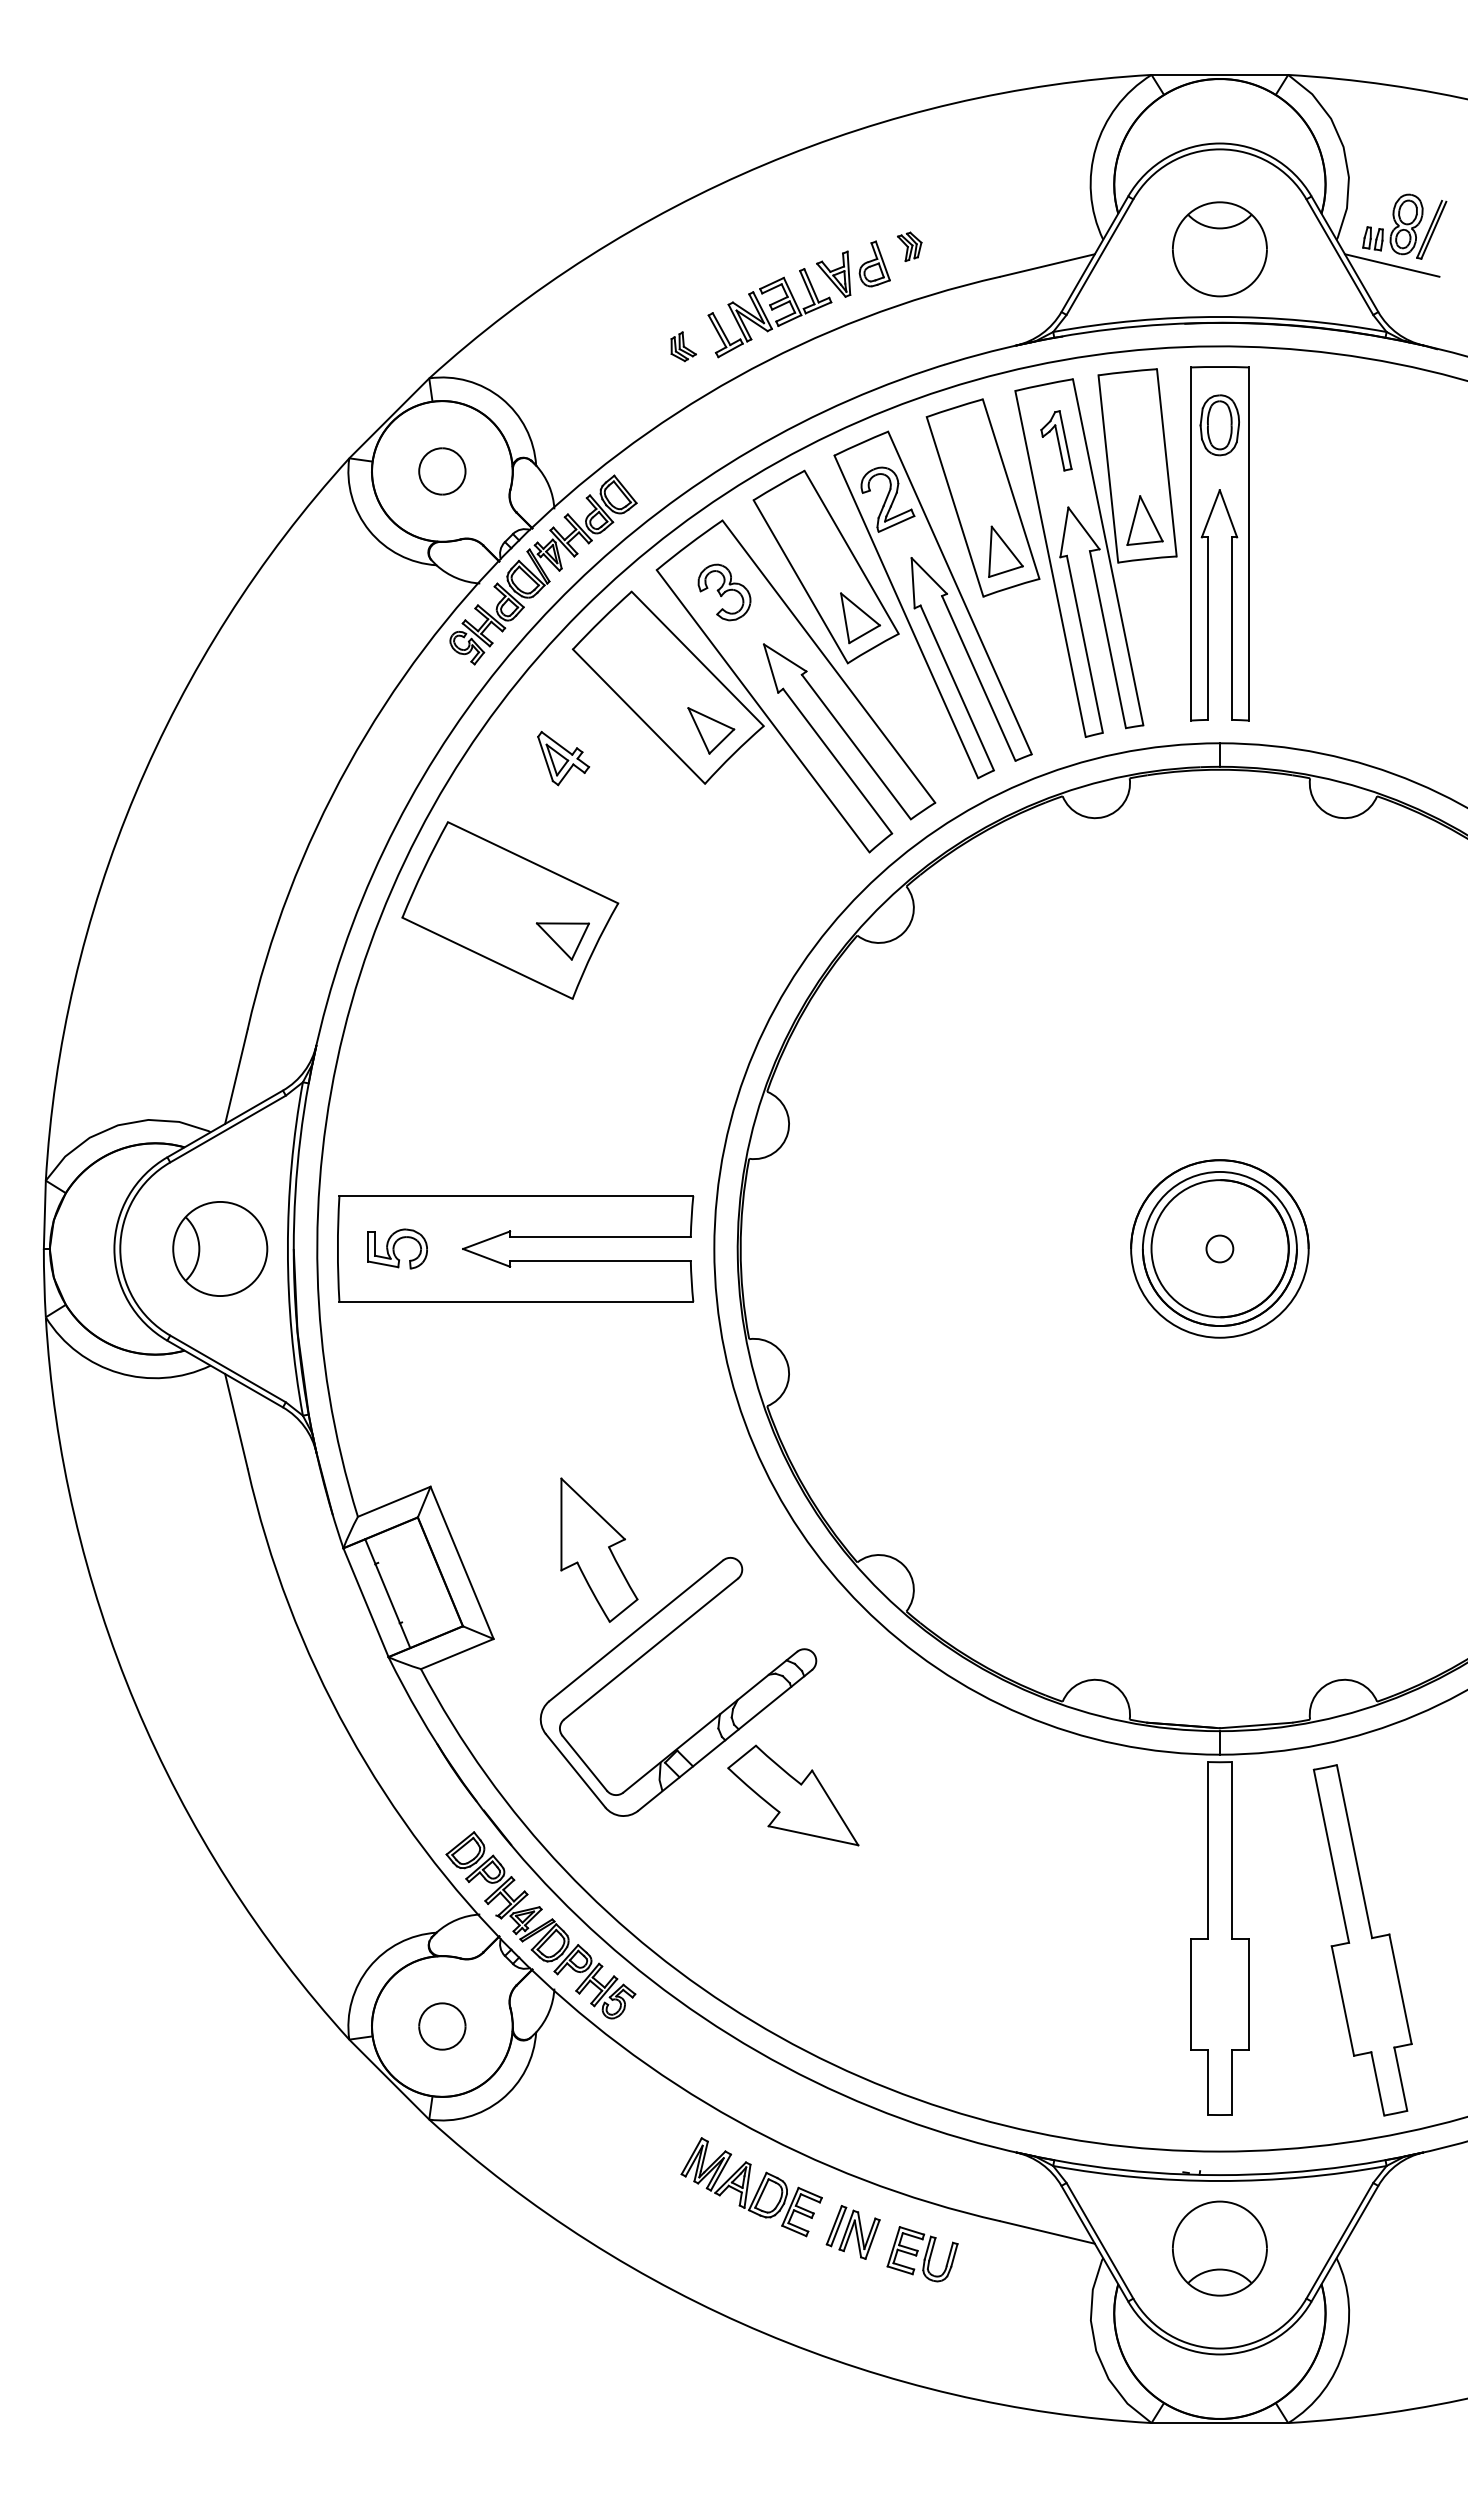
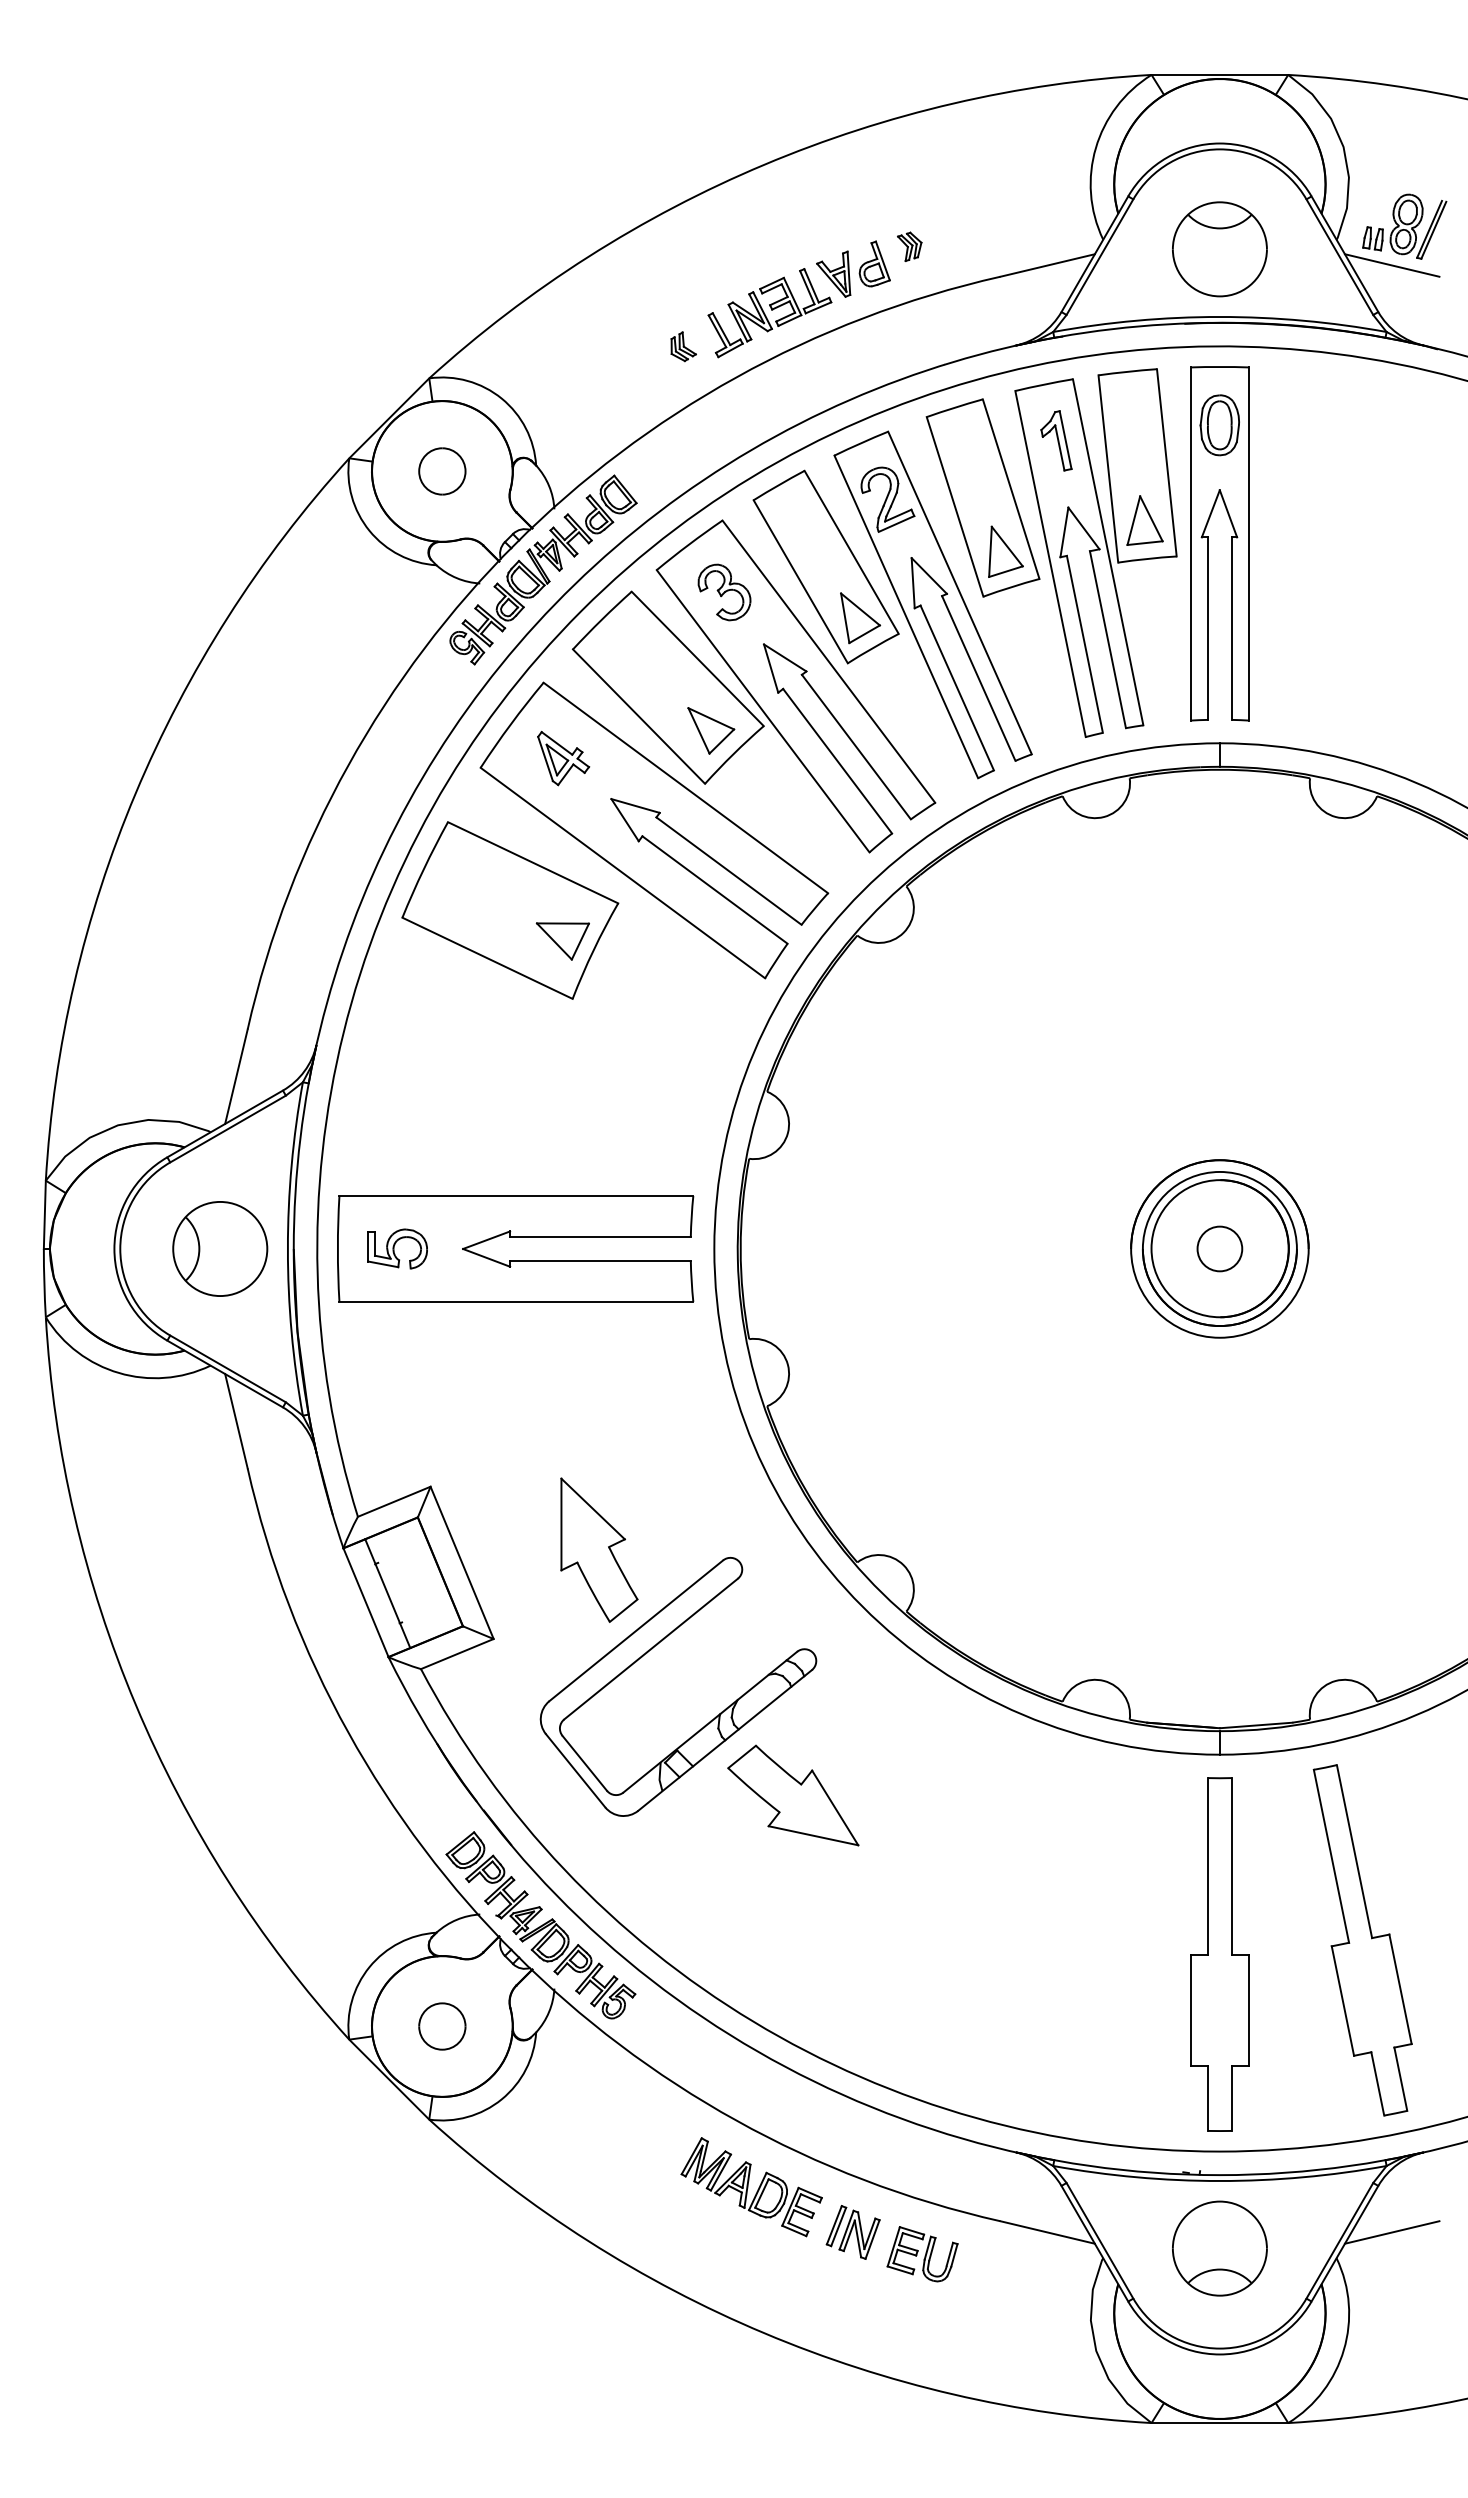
part: none -> present (661, 822)
circle diameter: 27 px -> 45 px (1219, 1248)
part position: (1219, 1938) -> (1219, 1954) (1219, 1954)
line: none -> present (1391, 2232)
